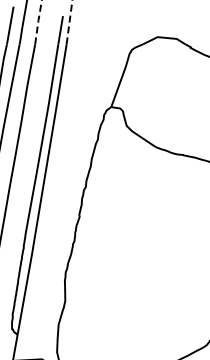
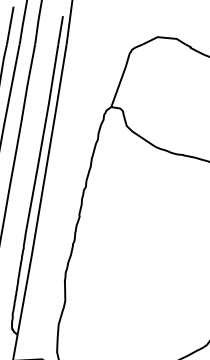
line: dashed -> solid (69, 21)
line: dashed -> solid (38, 22)
